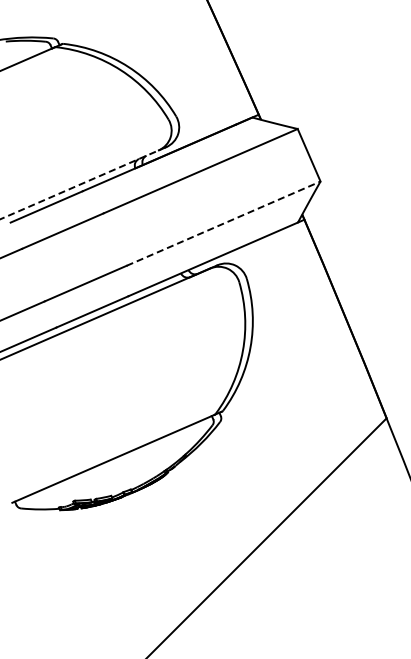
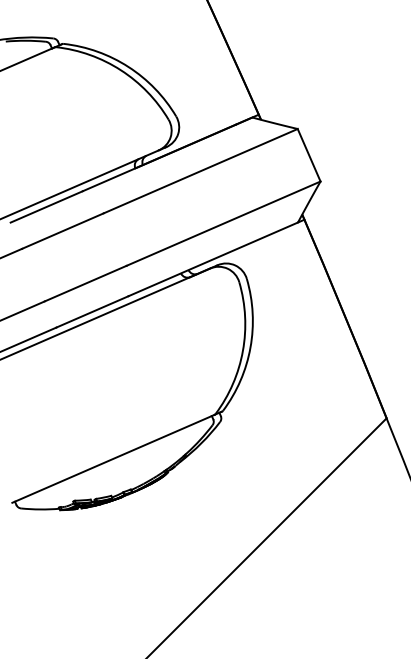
line: dashed -> solid (80, 184)
line: dashed -> solid (223, 223)
